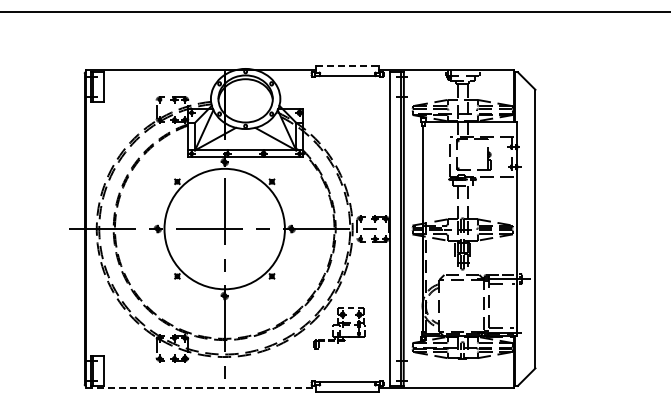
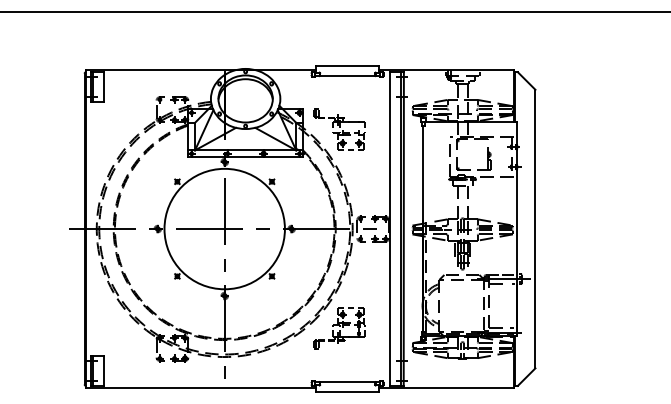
line: dashed -> solid (348, 66)
part: none -> present (339, 129)
line: dashed -> solid (201, 387)
